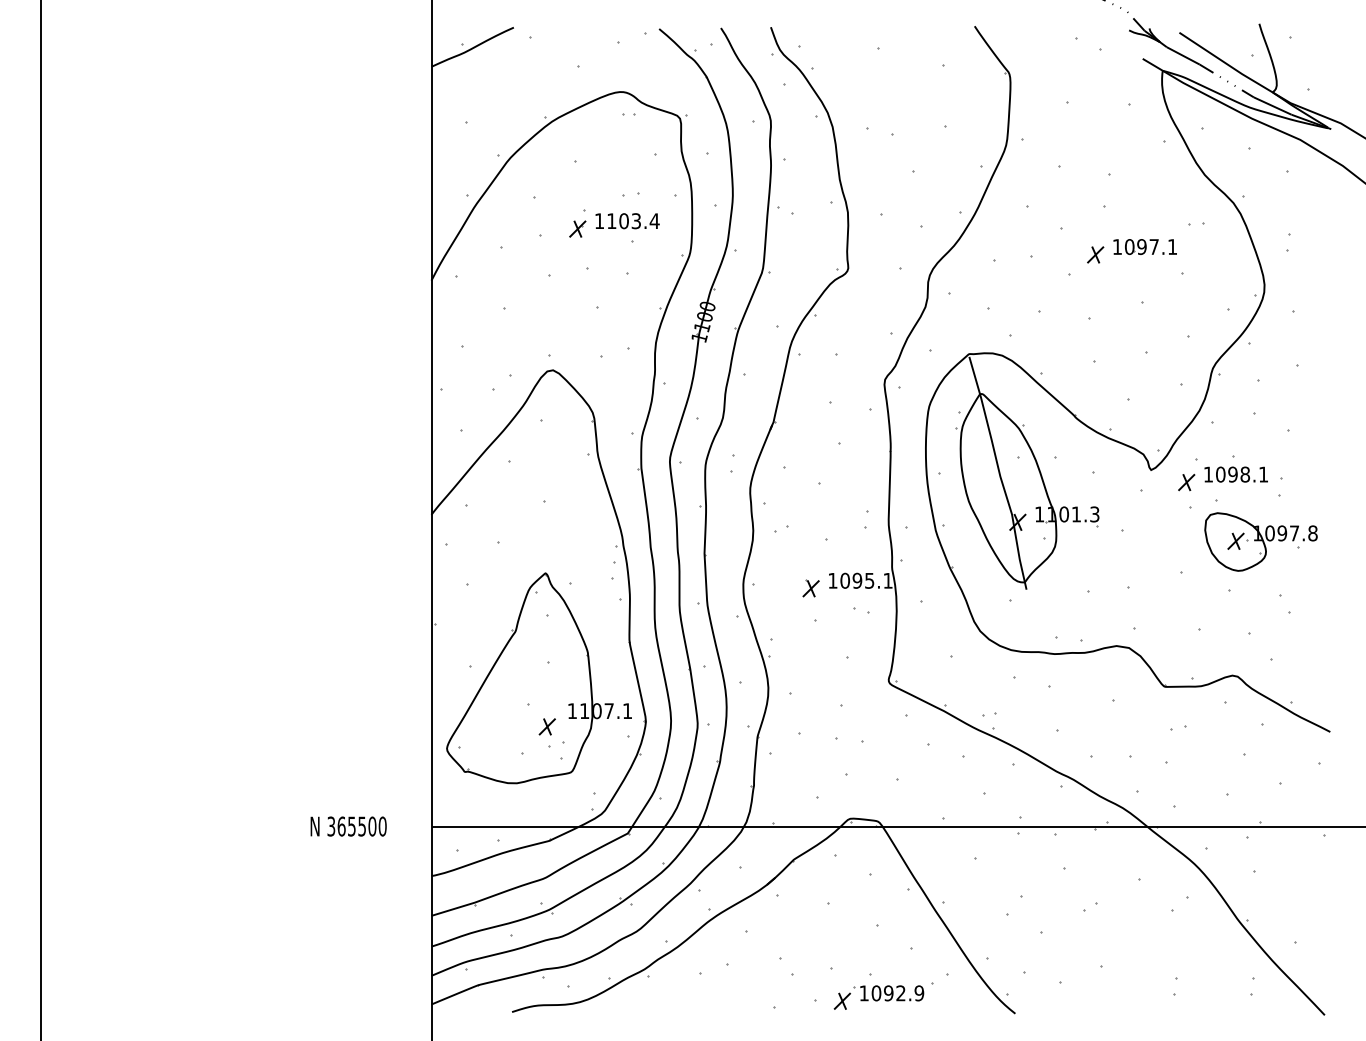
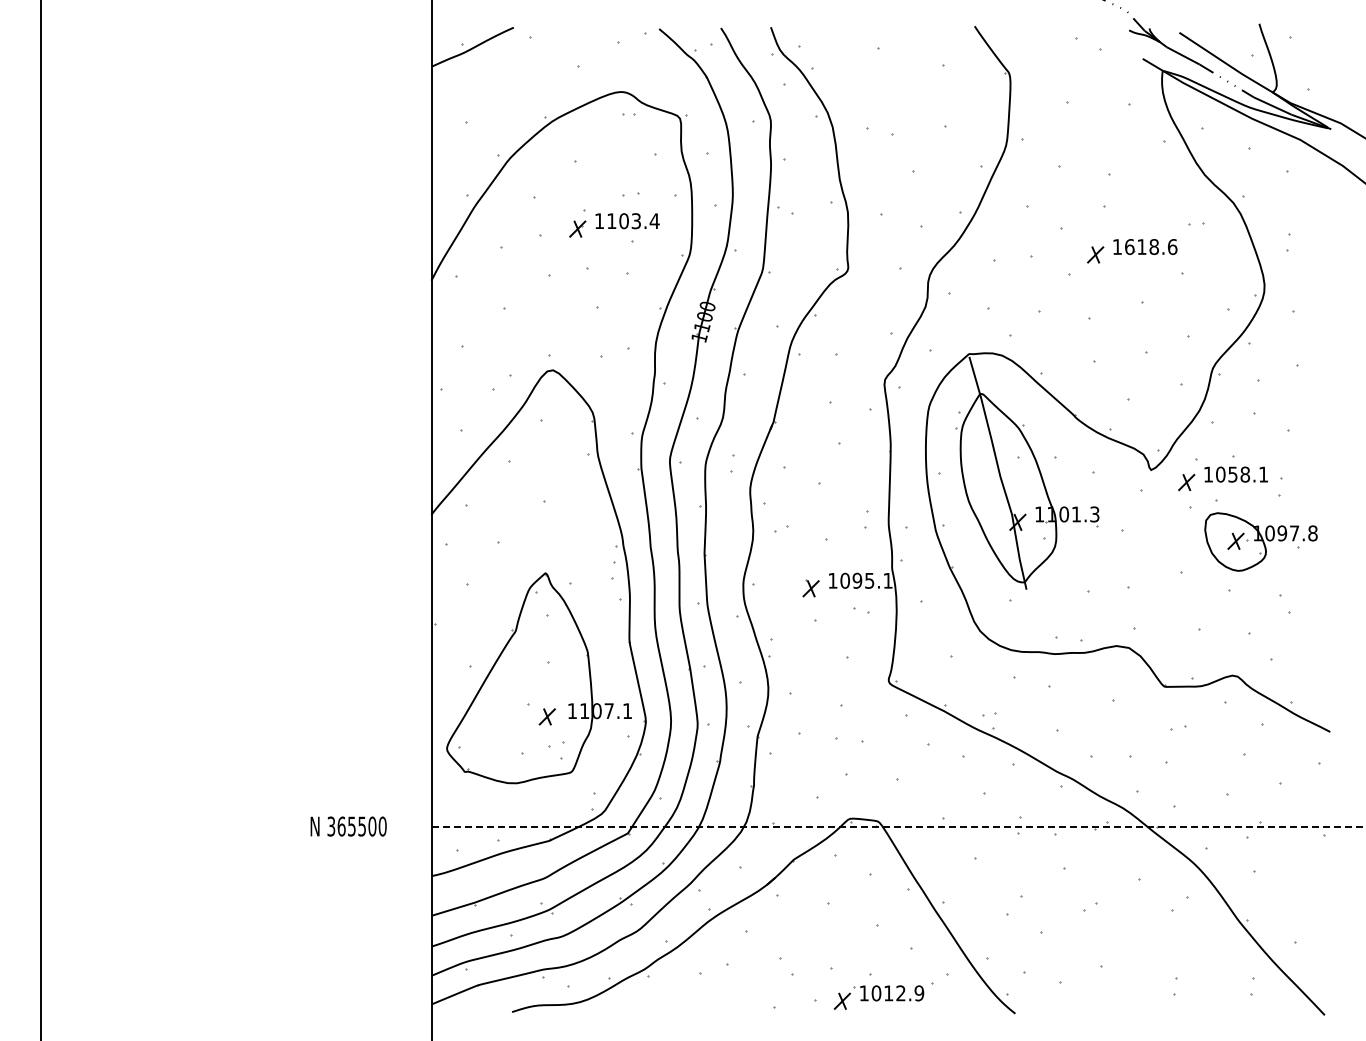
text: 1097.1 -> 1618.6 (1151, 247)
text: 1098.1 -> 1058.1 (1232, 474)
part position: (546, 726) -> (546, 716) (546, 716)
line: solid -> dashed (898, 826)
text: 1092.9 -> 1012.9 (888, 993)
